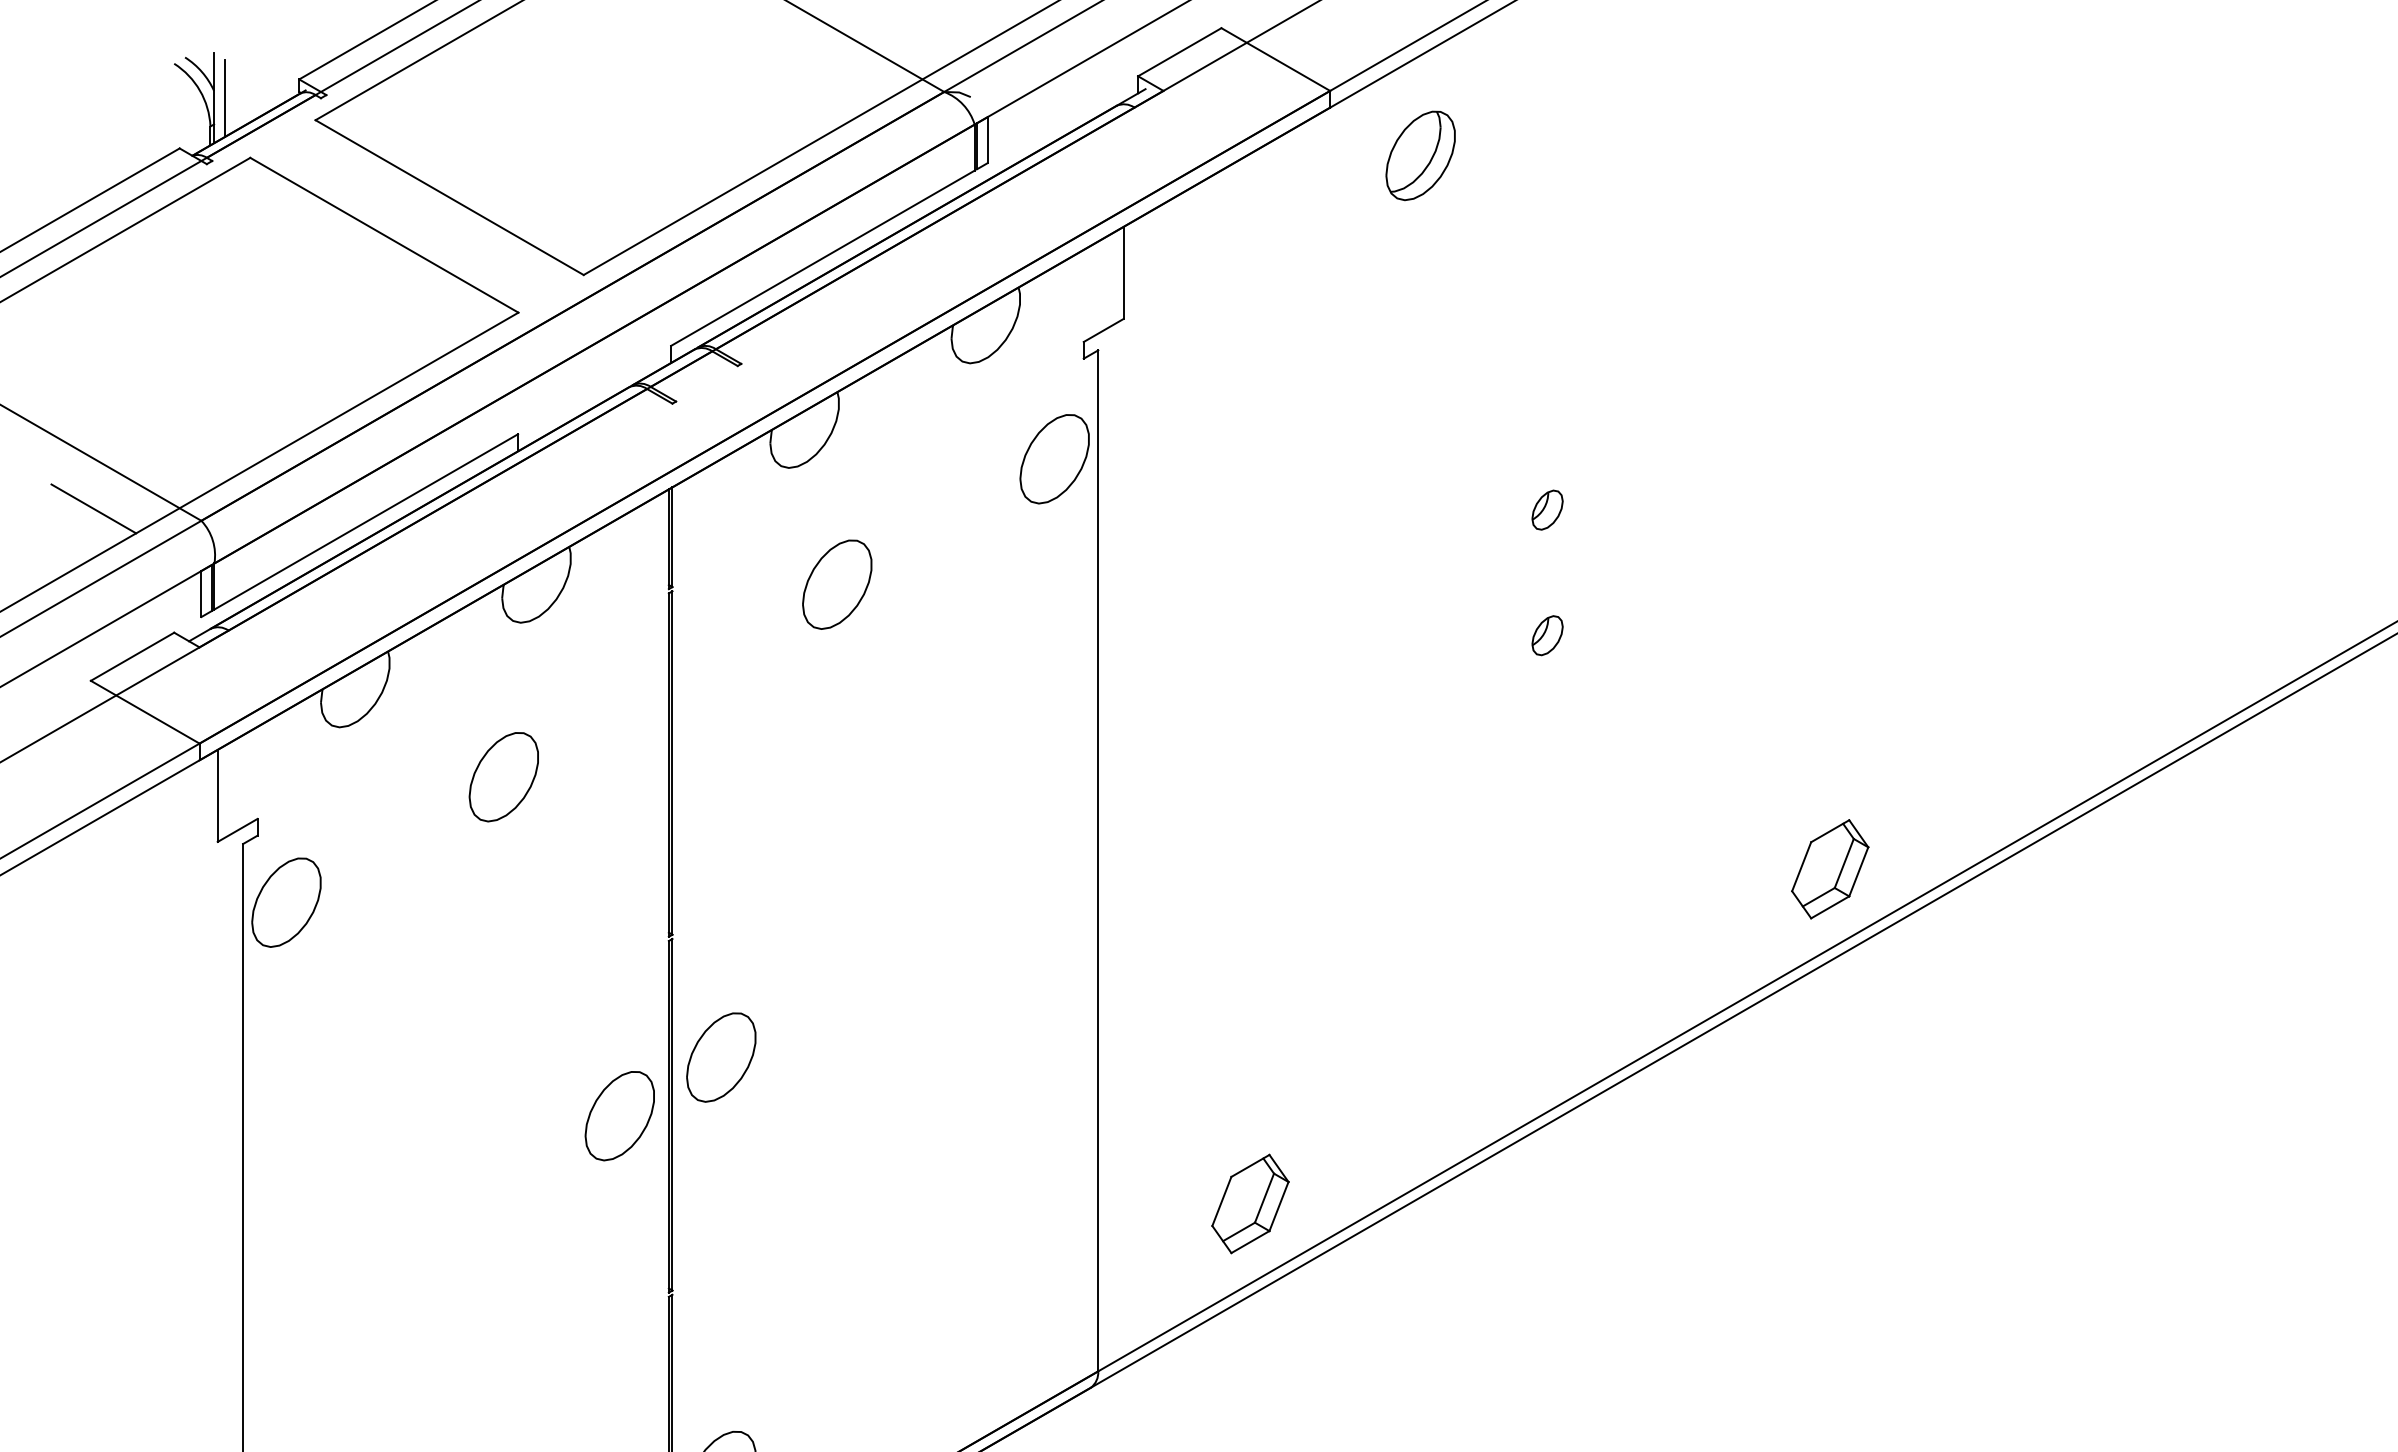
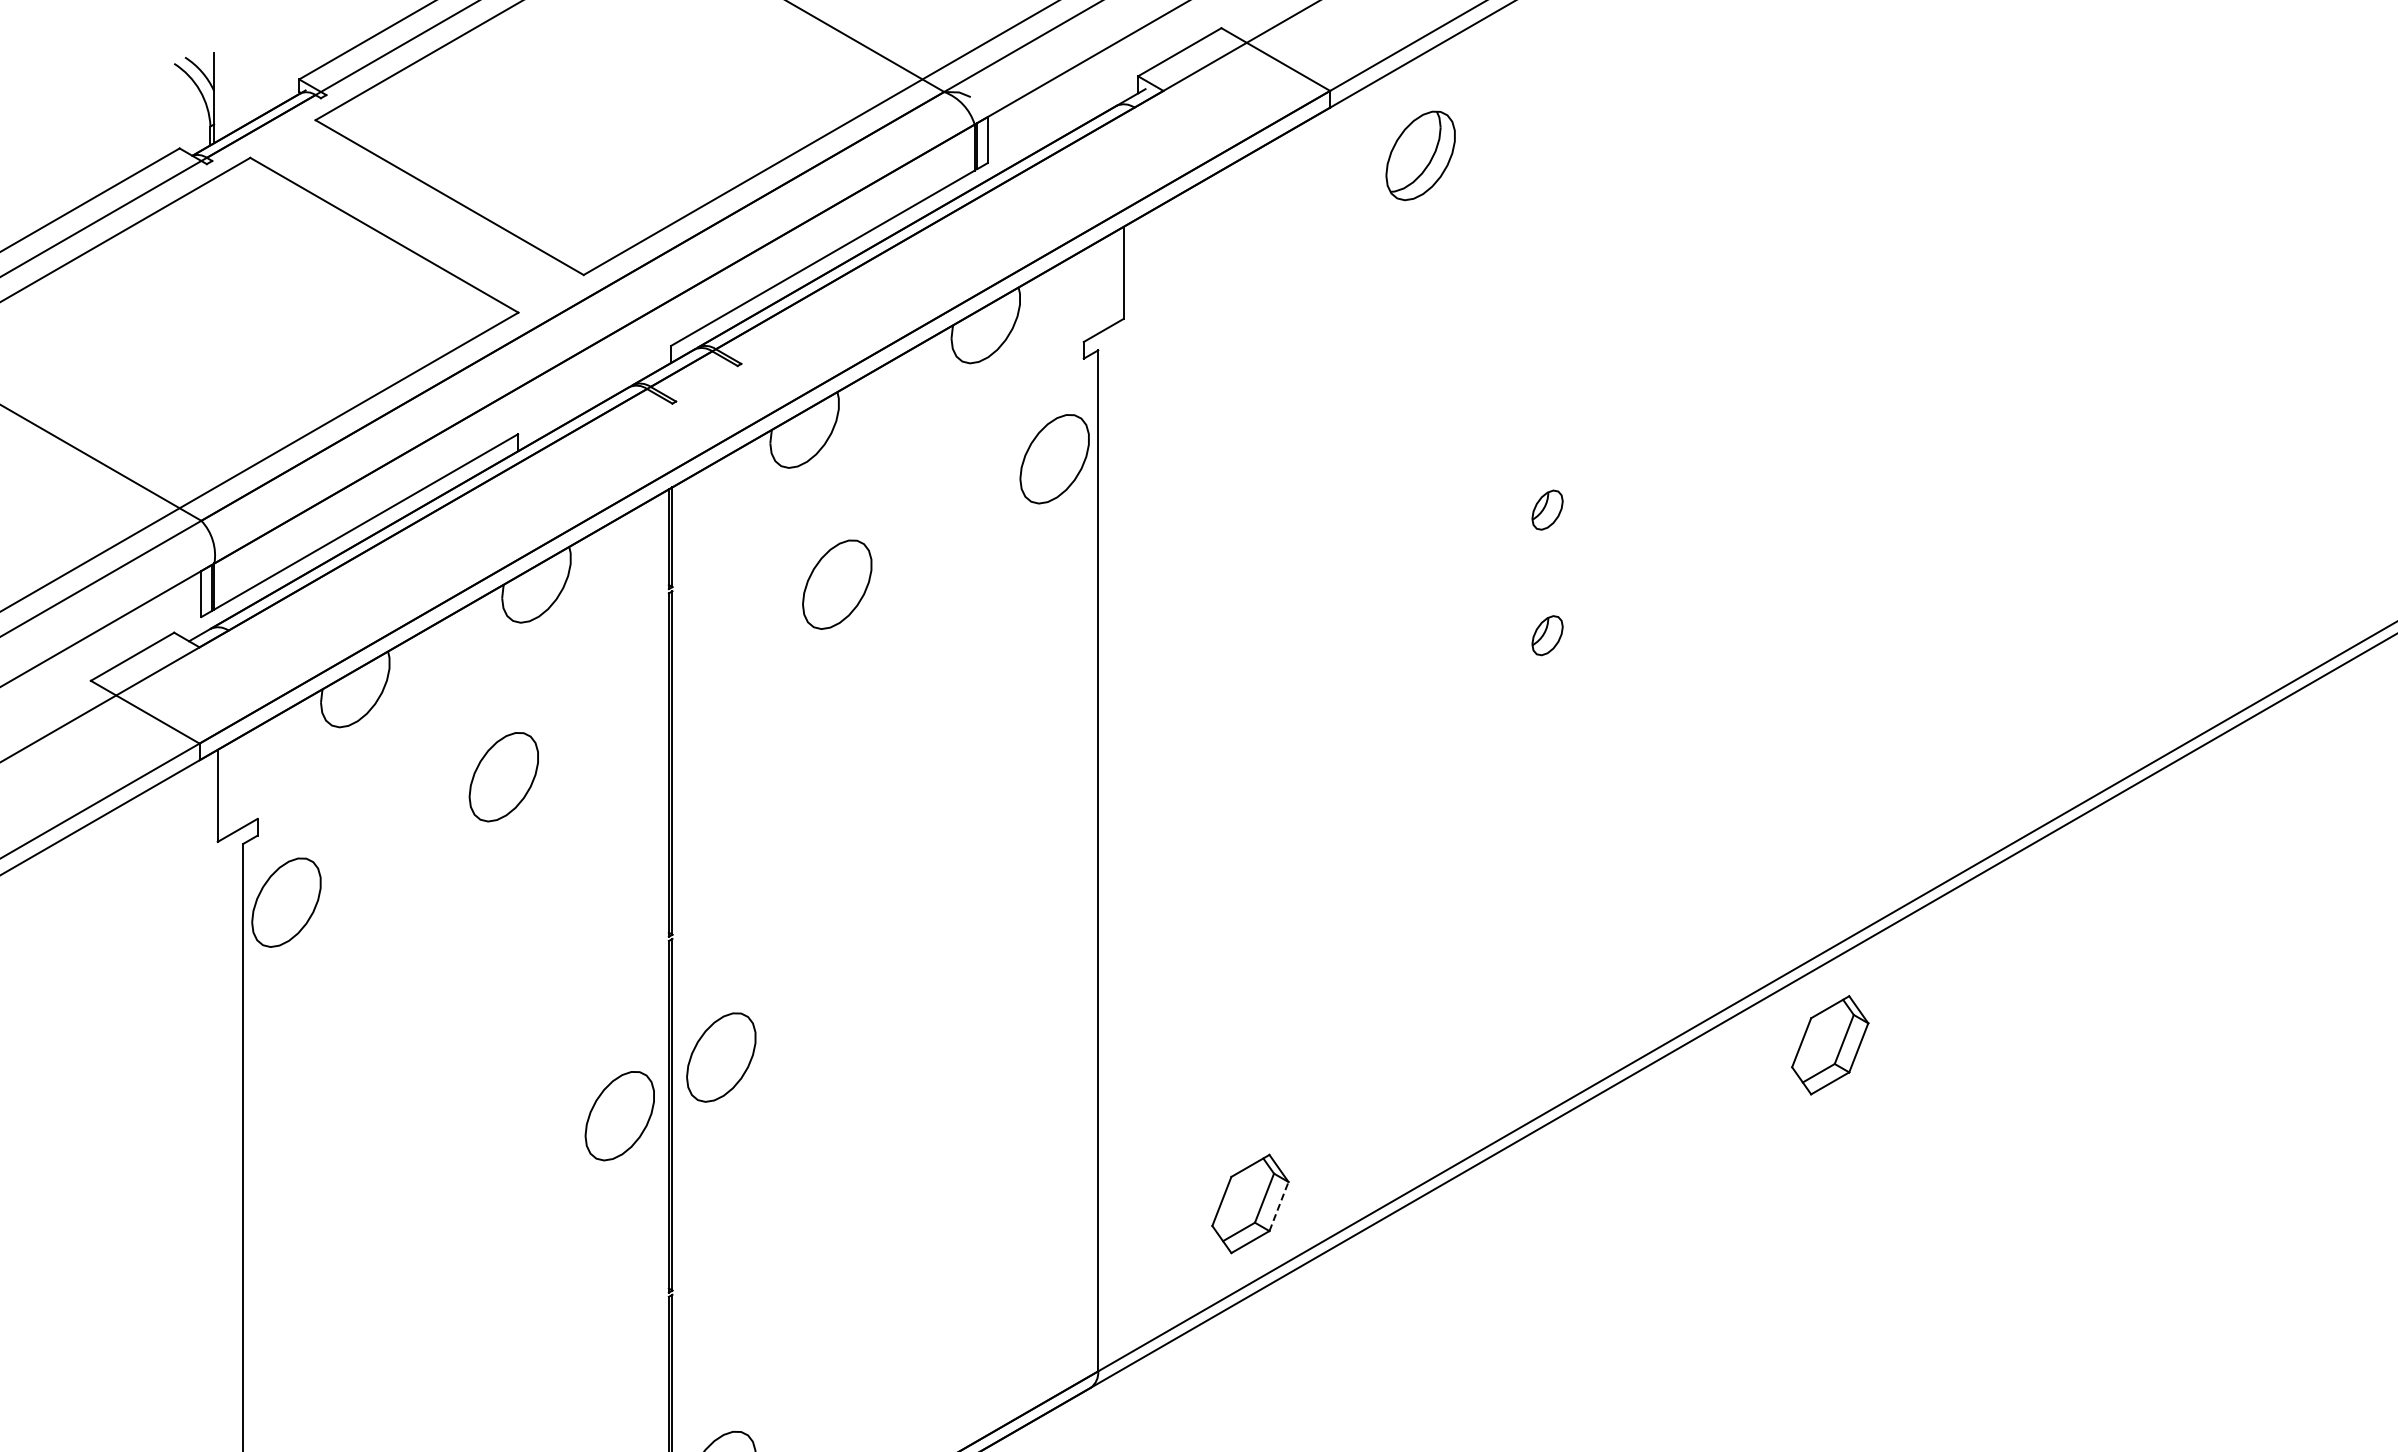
line: present -> none (224, 98)
line: present -> none (93, 508)
part position: (1830, 869) -> (1830, 1045) (1830, 1045)
line: solid -> dashed (1279, 1206)
